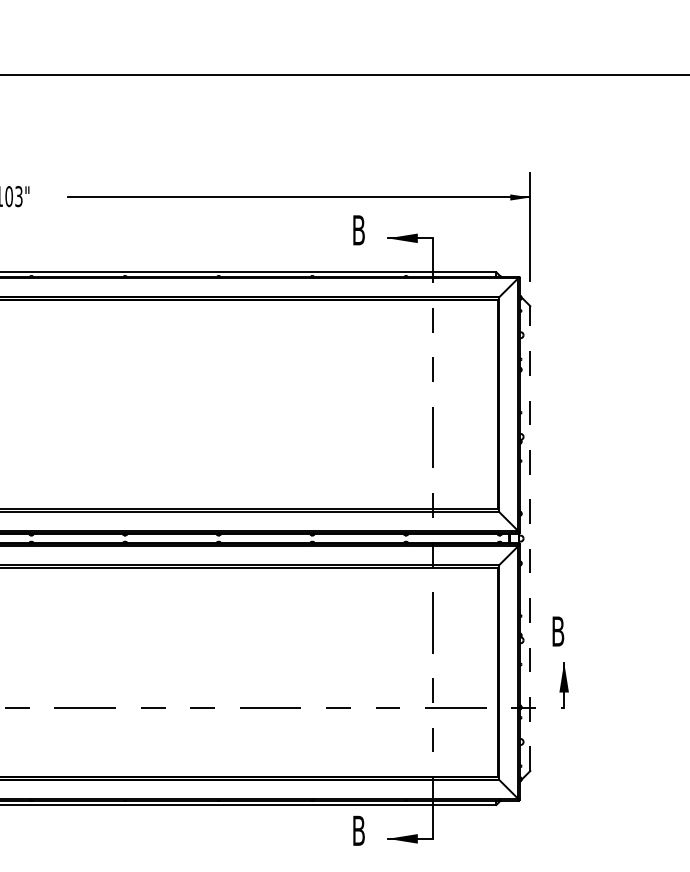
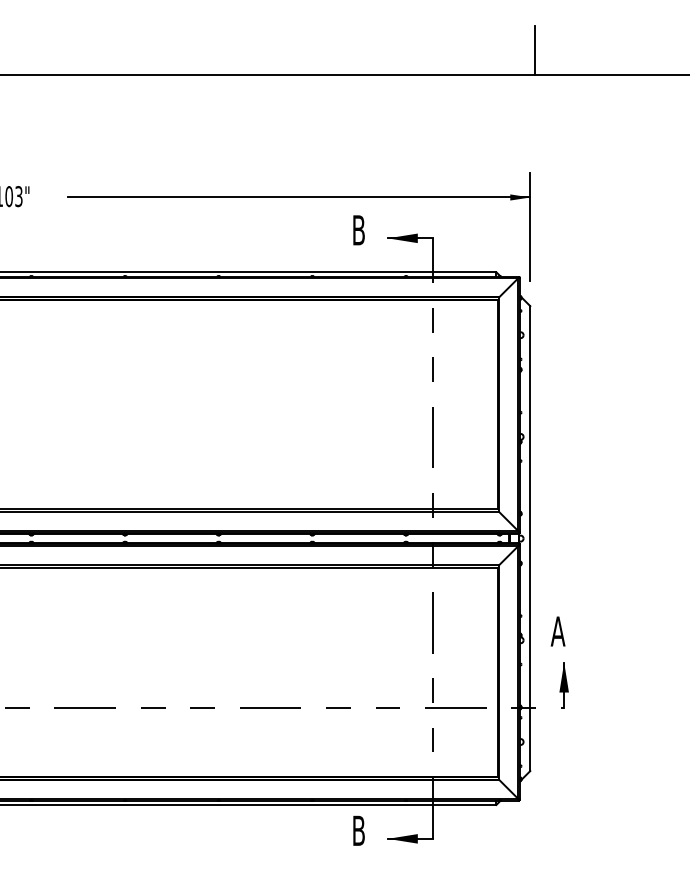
line: none -> present (535, 50)
line: dashed -> solid (530, 538)
text: B -> A (557, 631)
